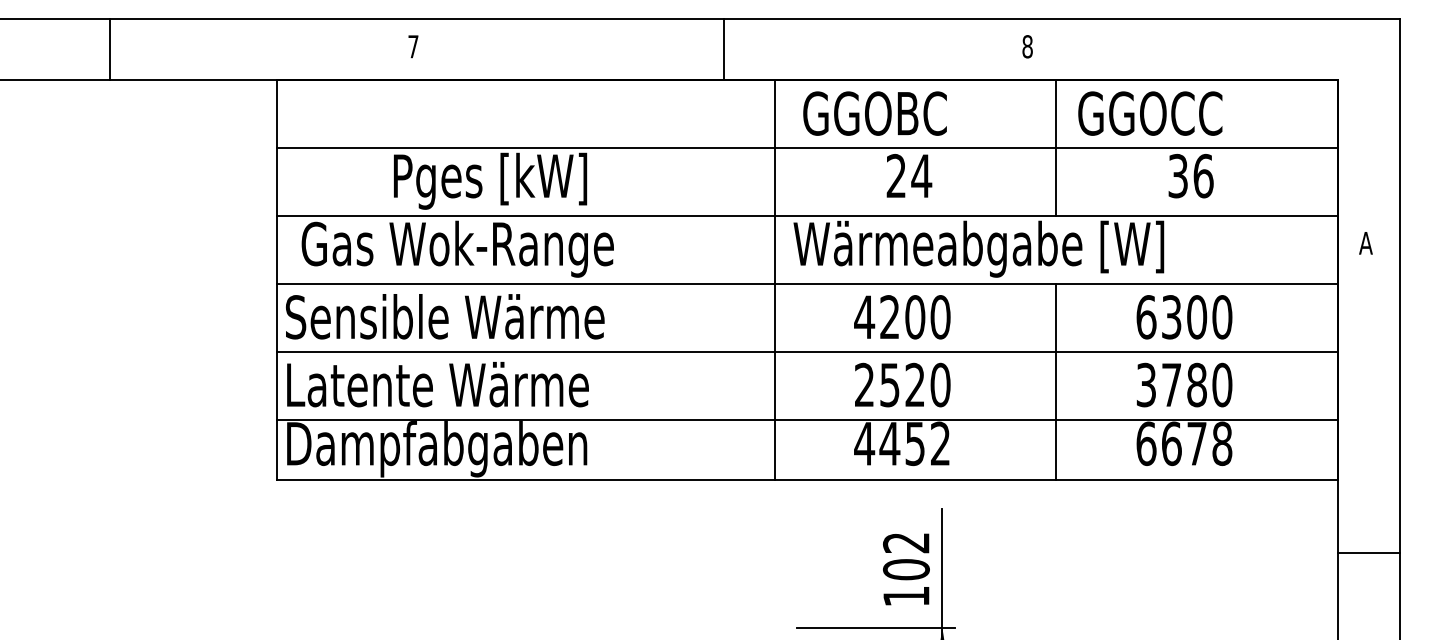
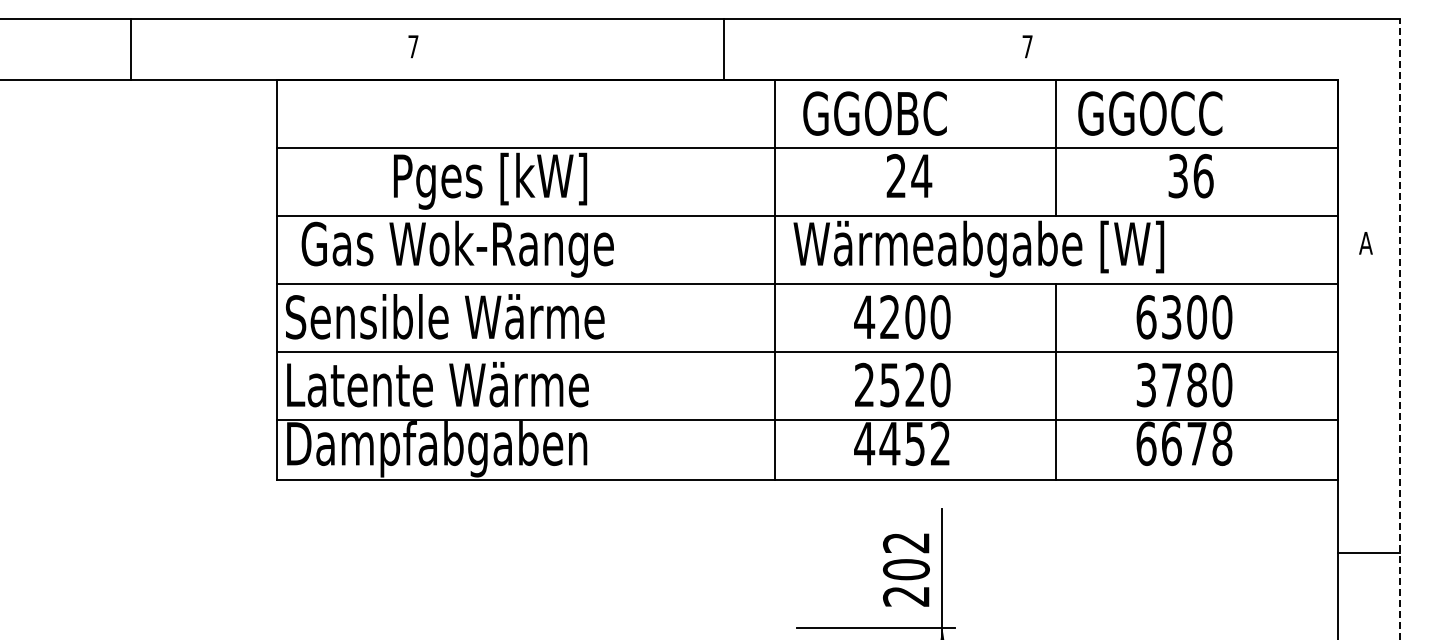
text: 8 -> 7 (1027, 46)
line position: (109, 49) -> (130, 49) (130, 49)
line: solid -> dashed (1399, 328)
text: 102 -> 202 (906, 596)
